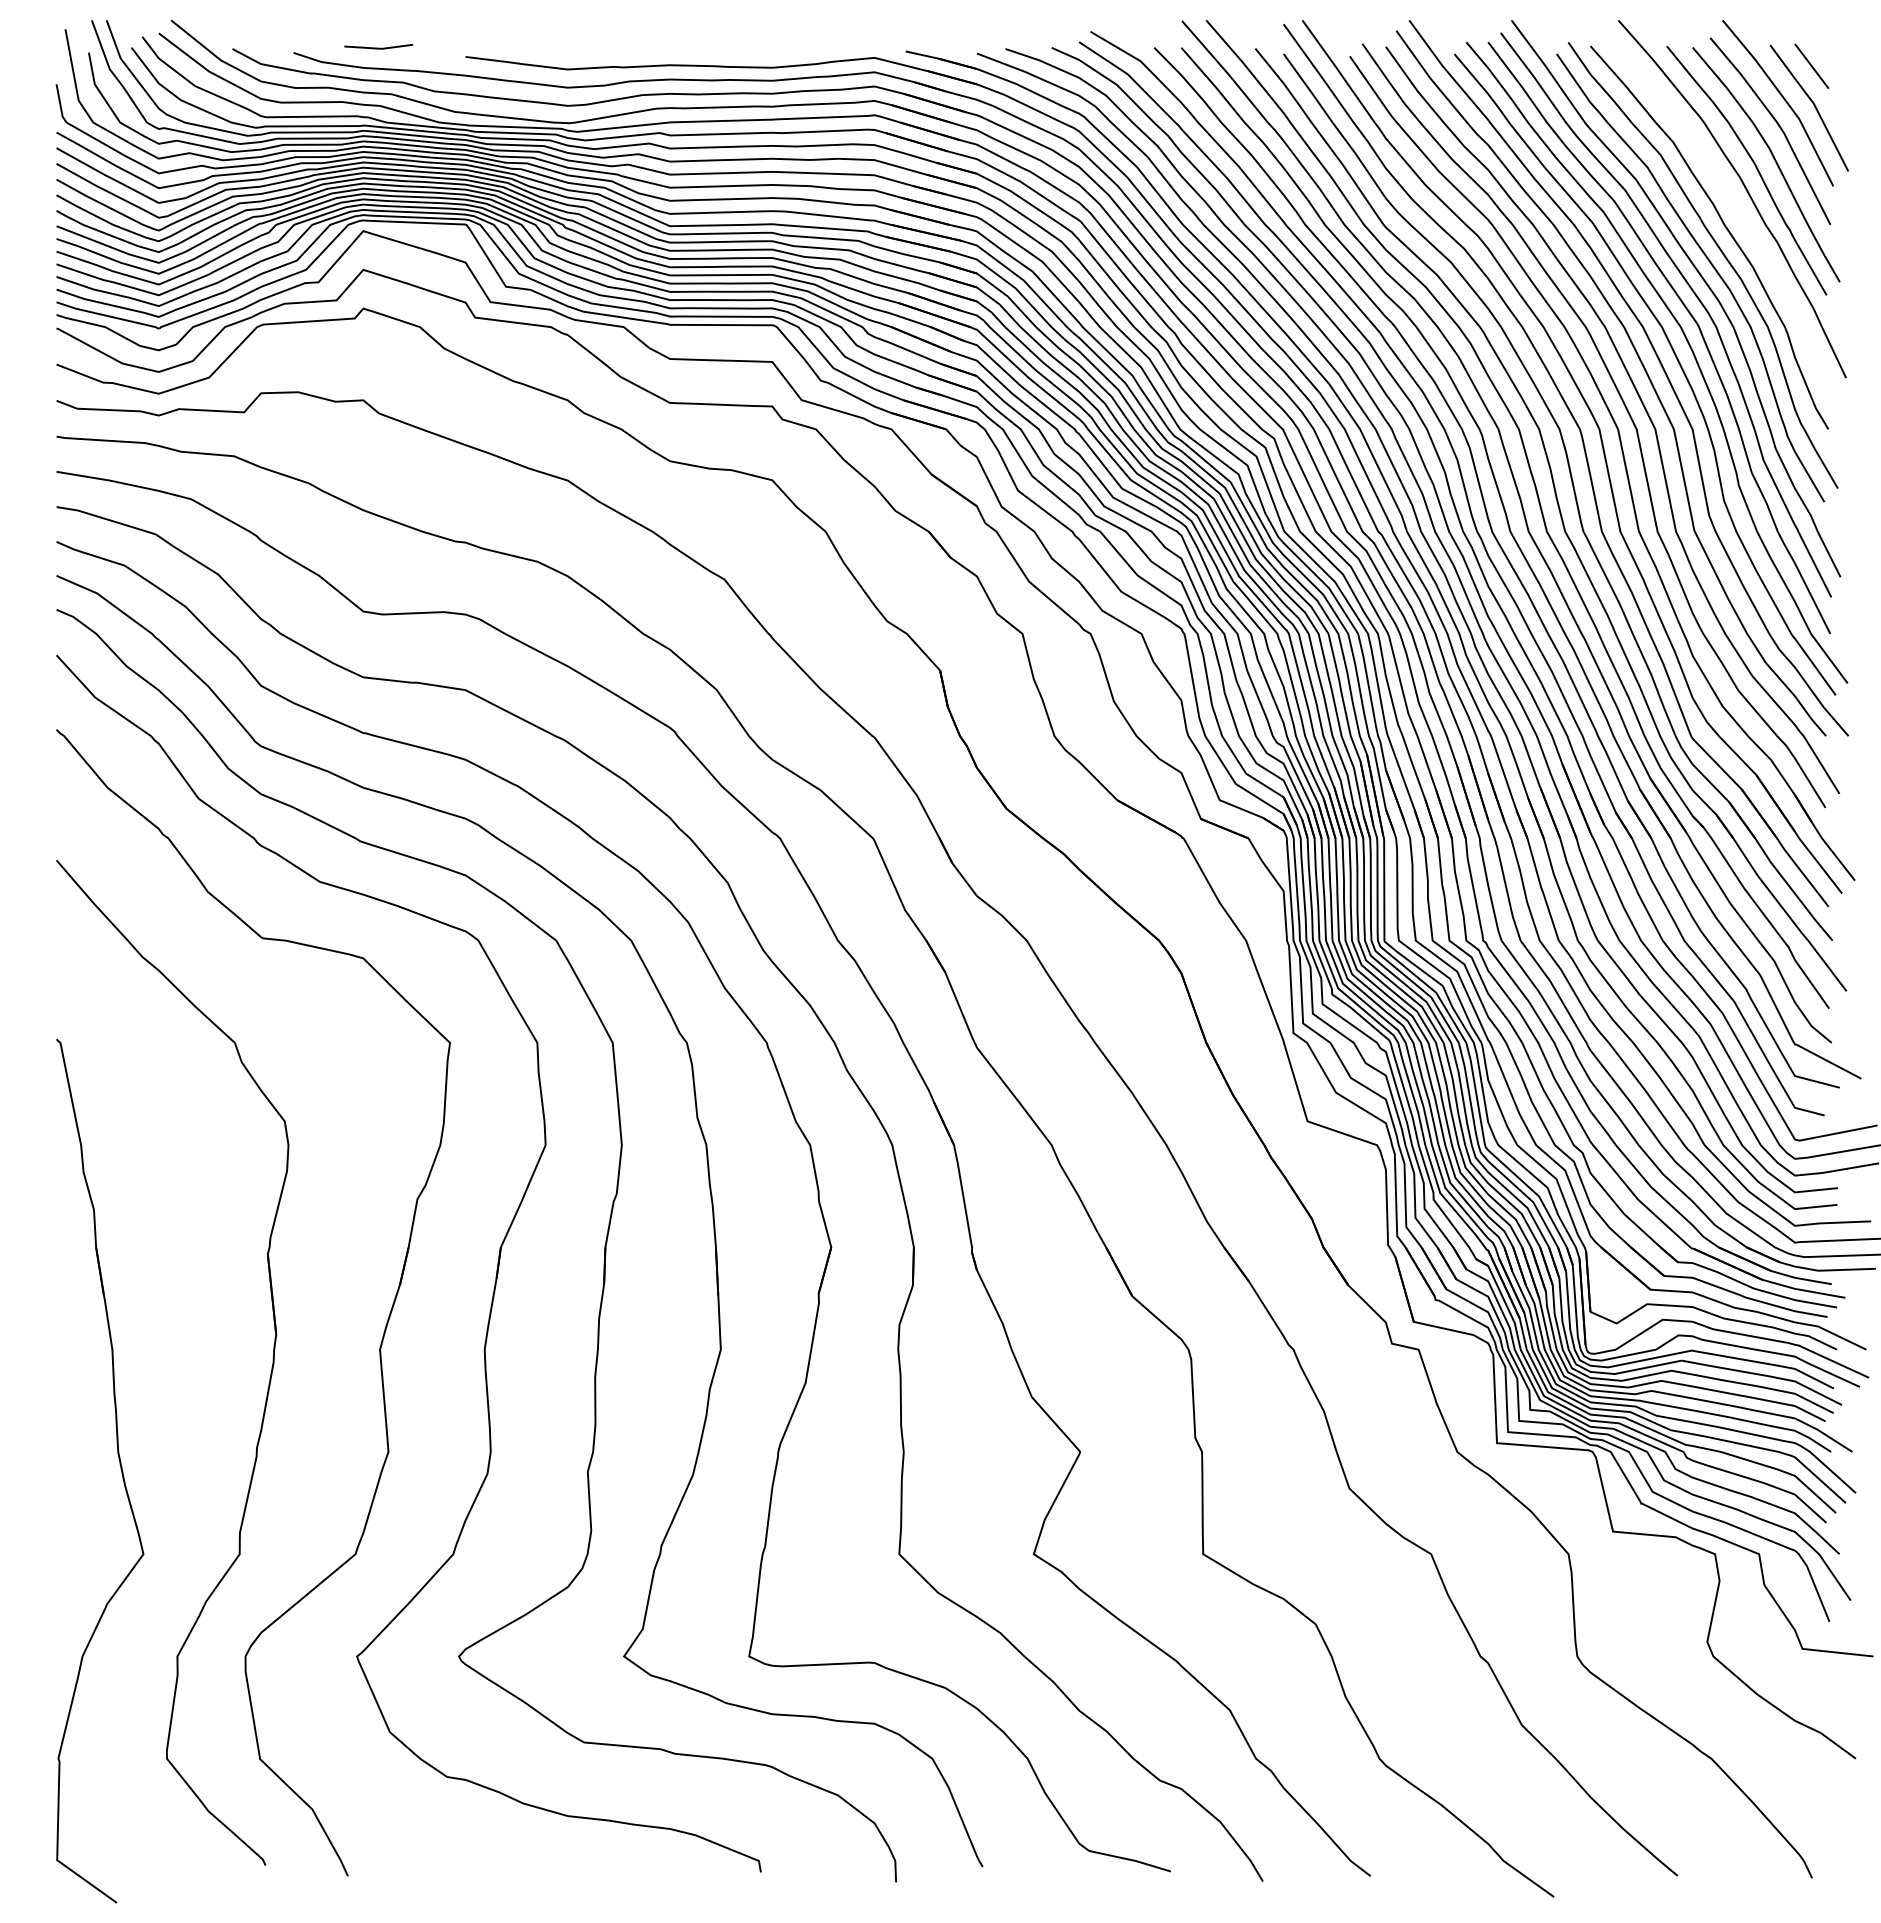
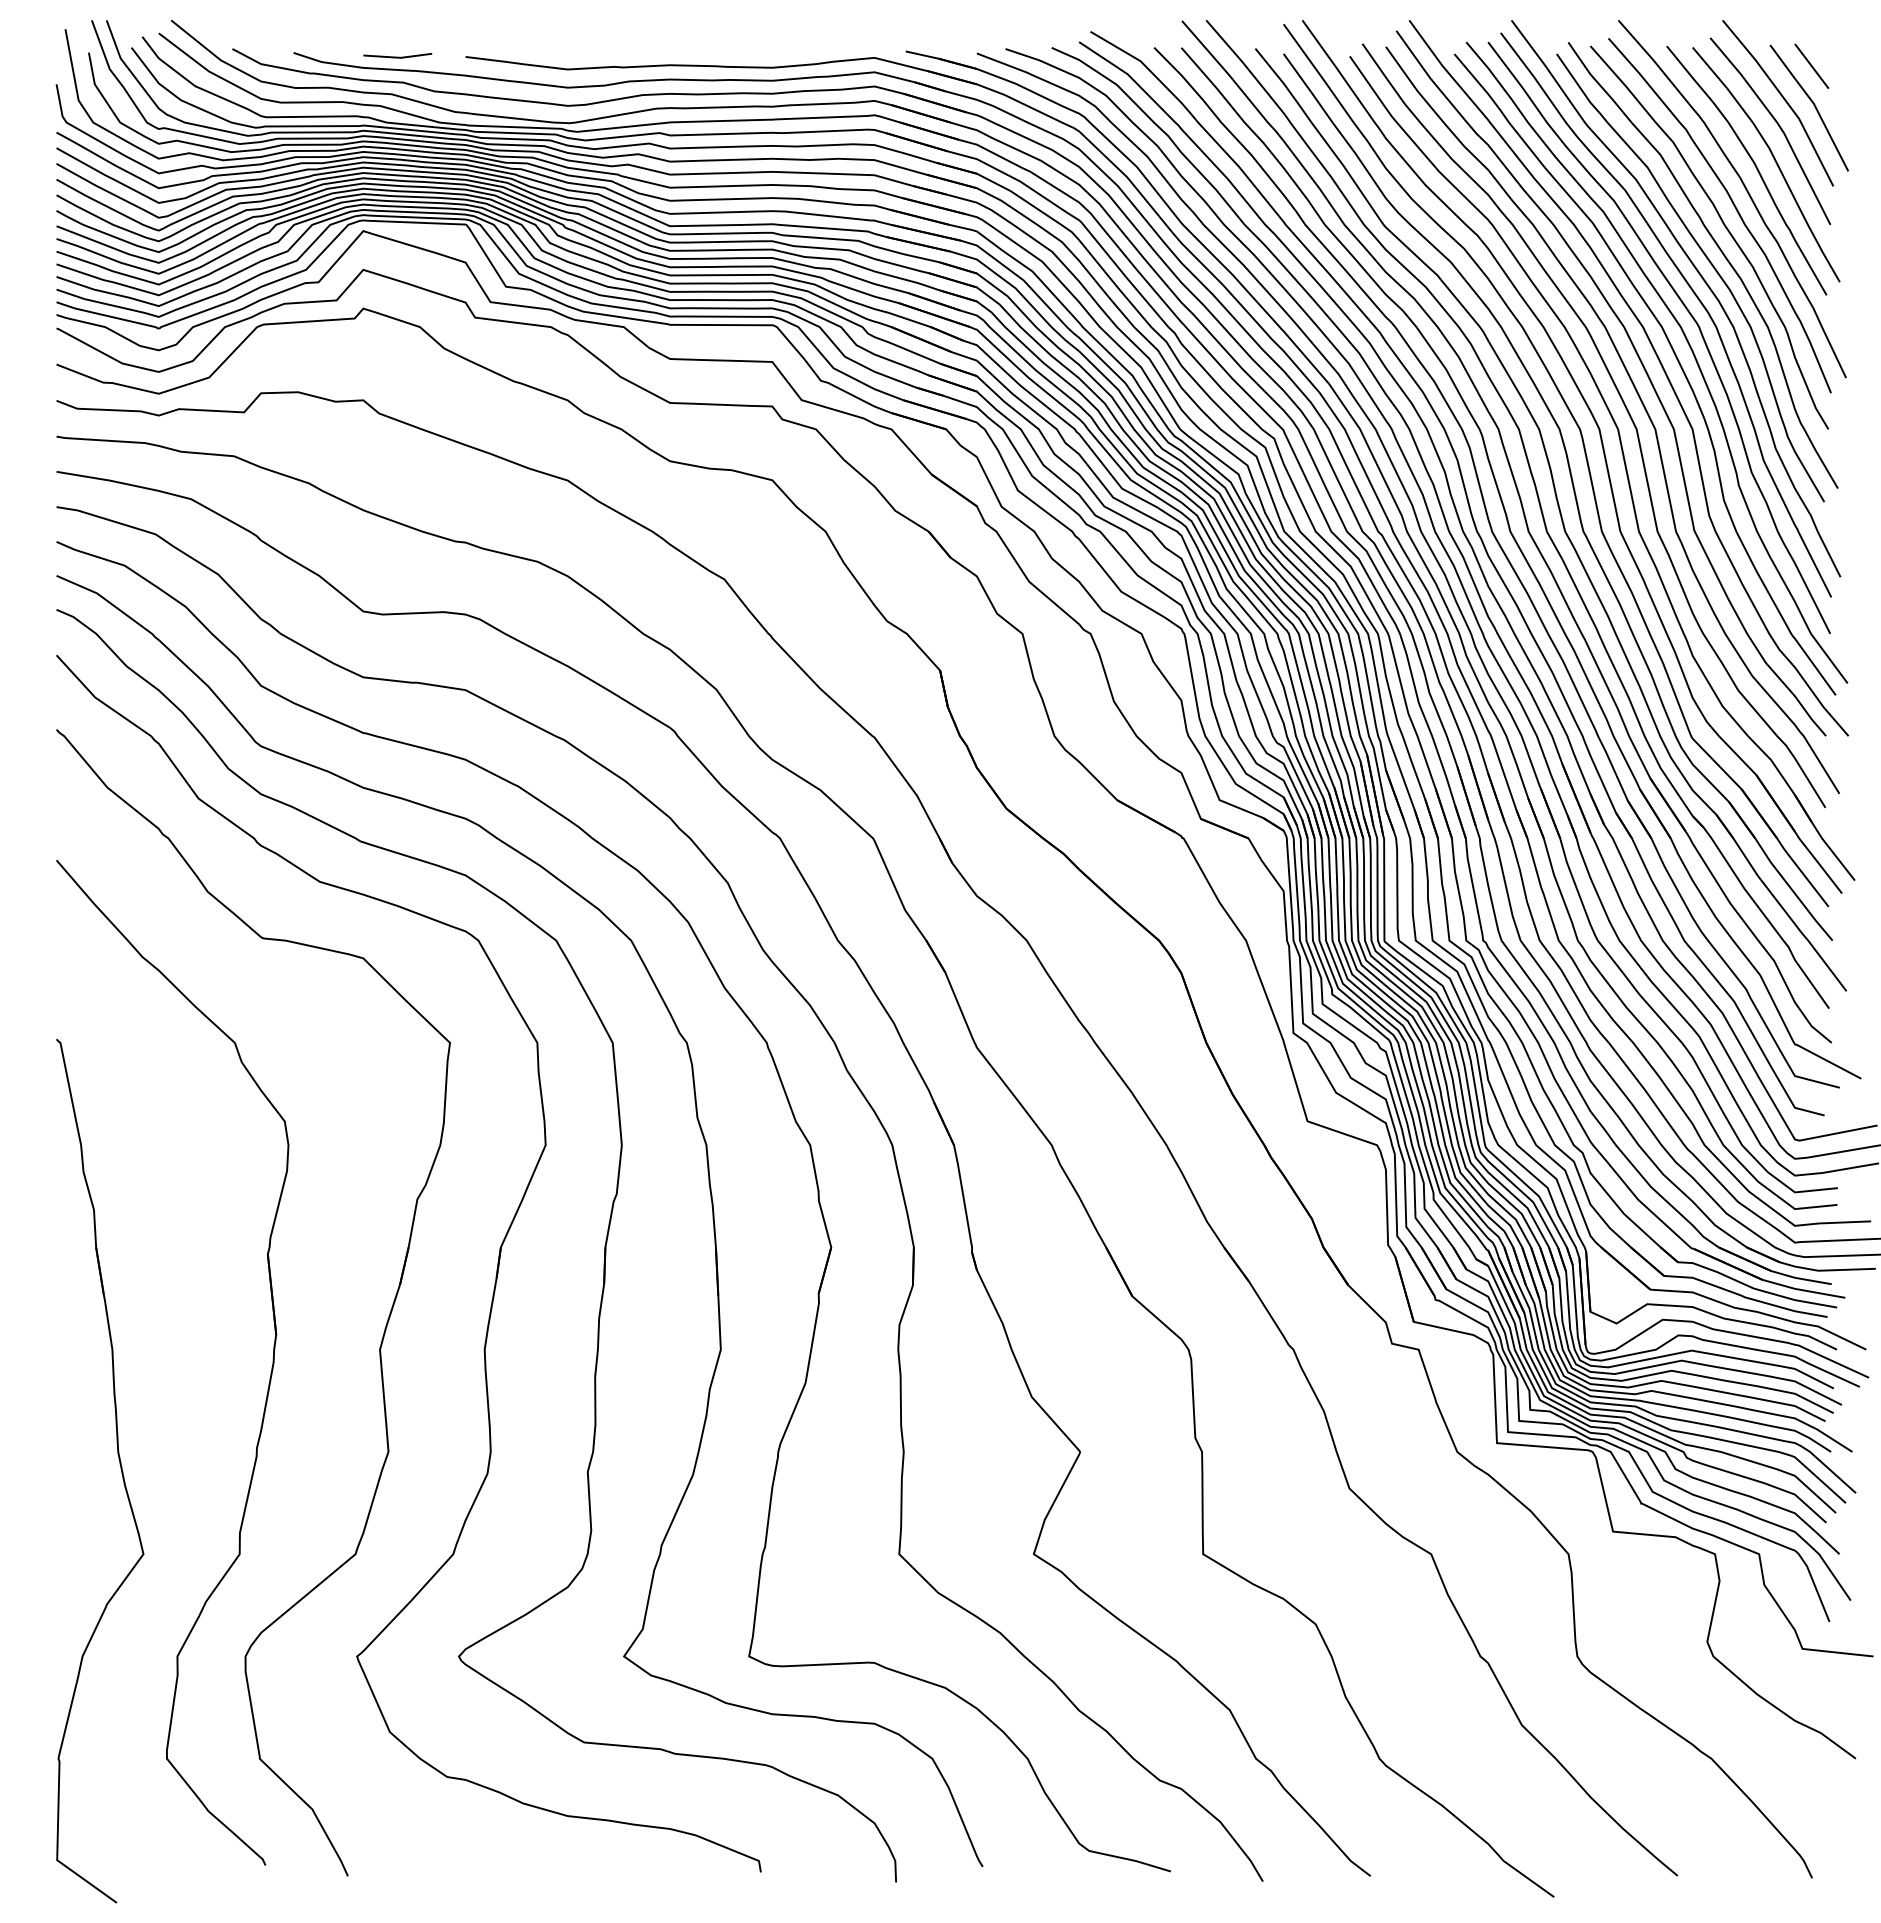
line position: (378, 47) -> (397, 56) (397, 56)
curve: none -> present (1734, 207)
